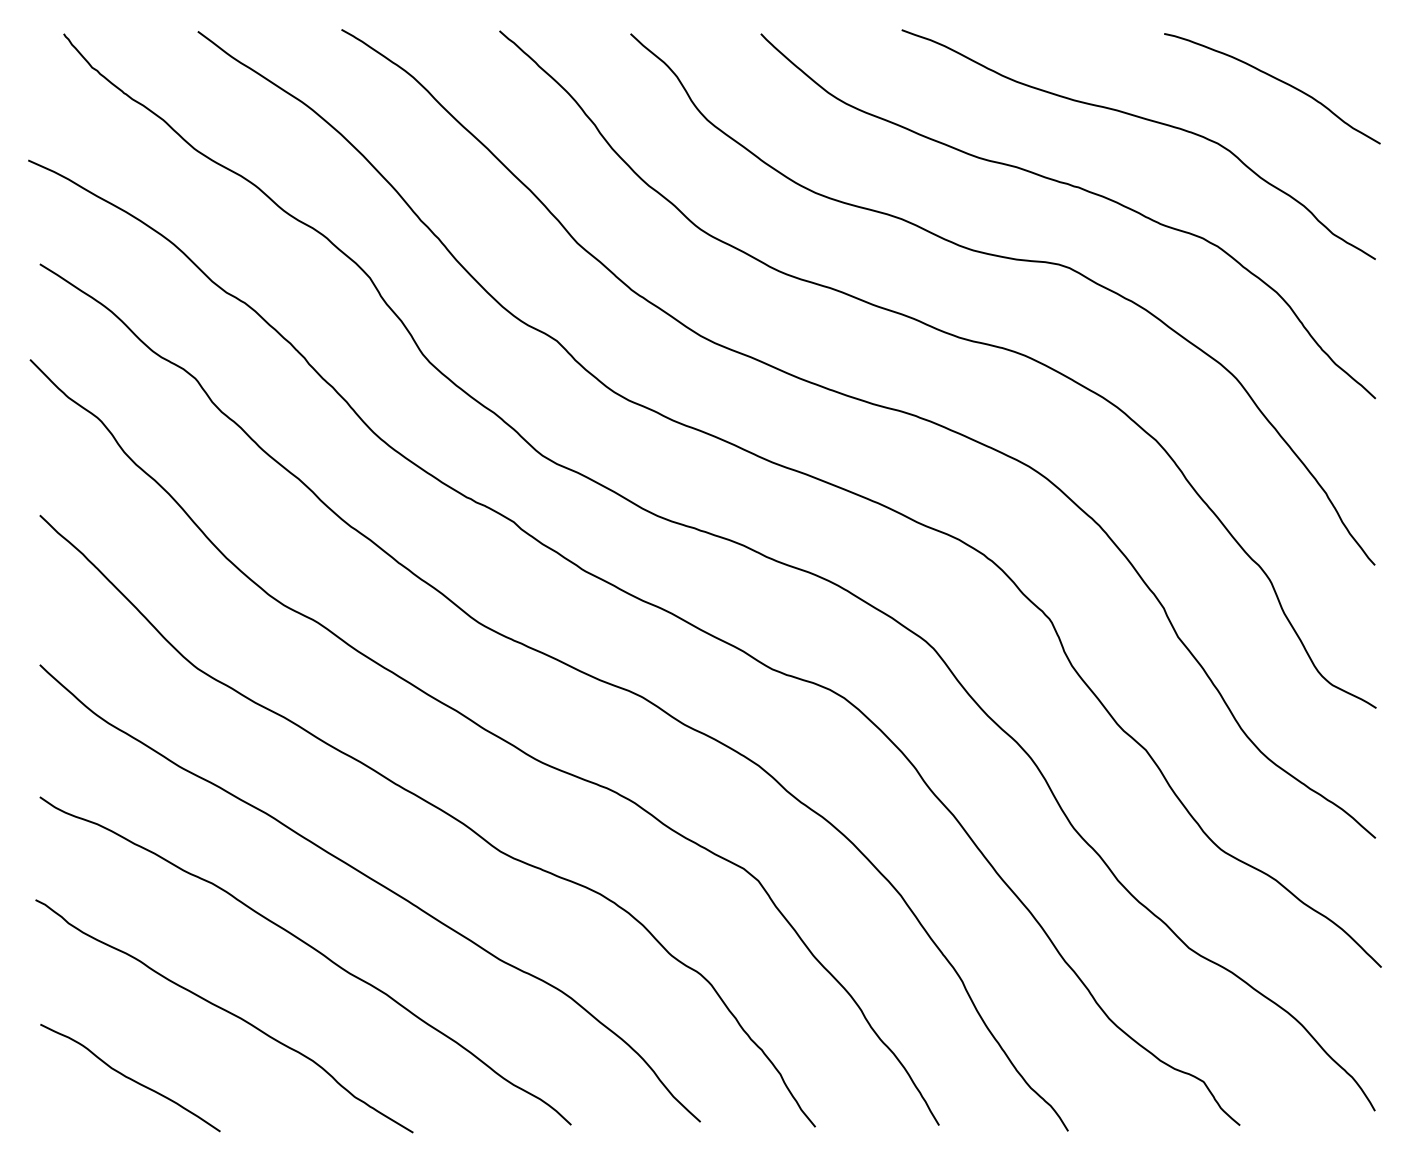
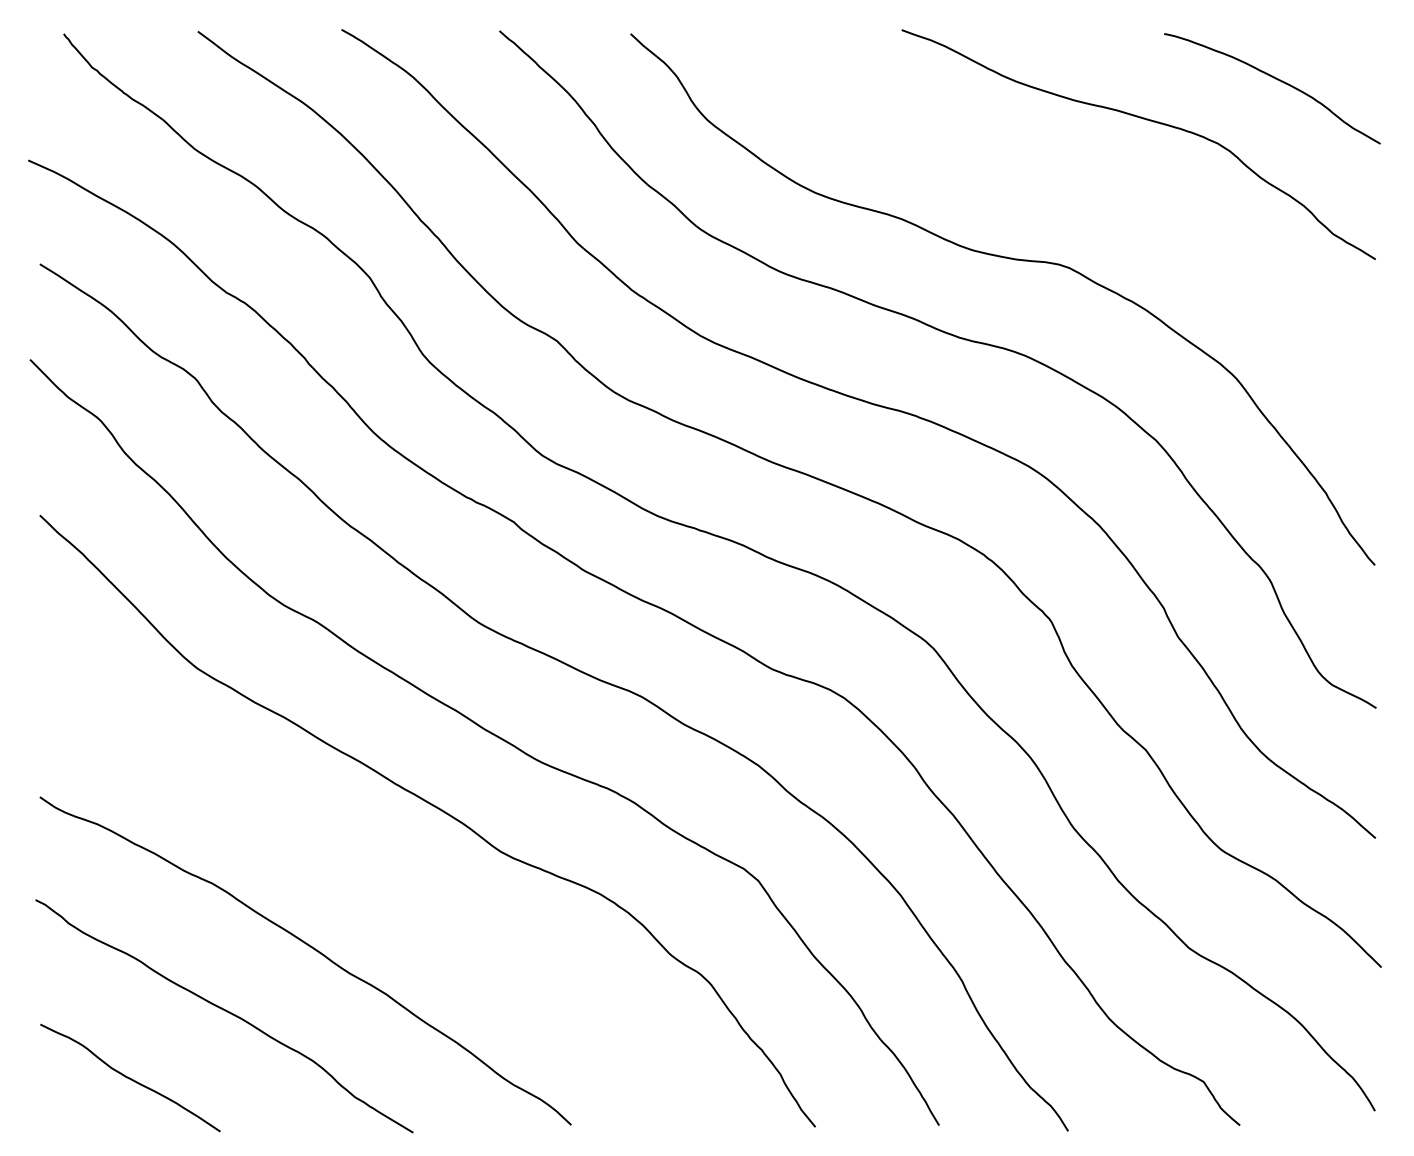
curve: present -> none (1073, 187)
curve: present -> none (376, 883)
